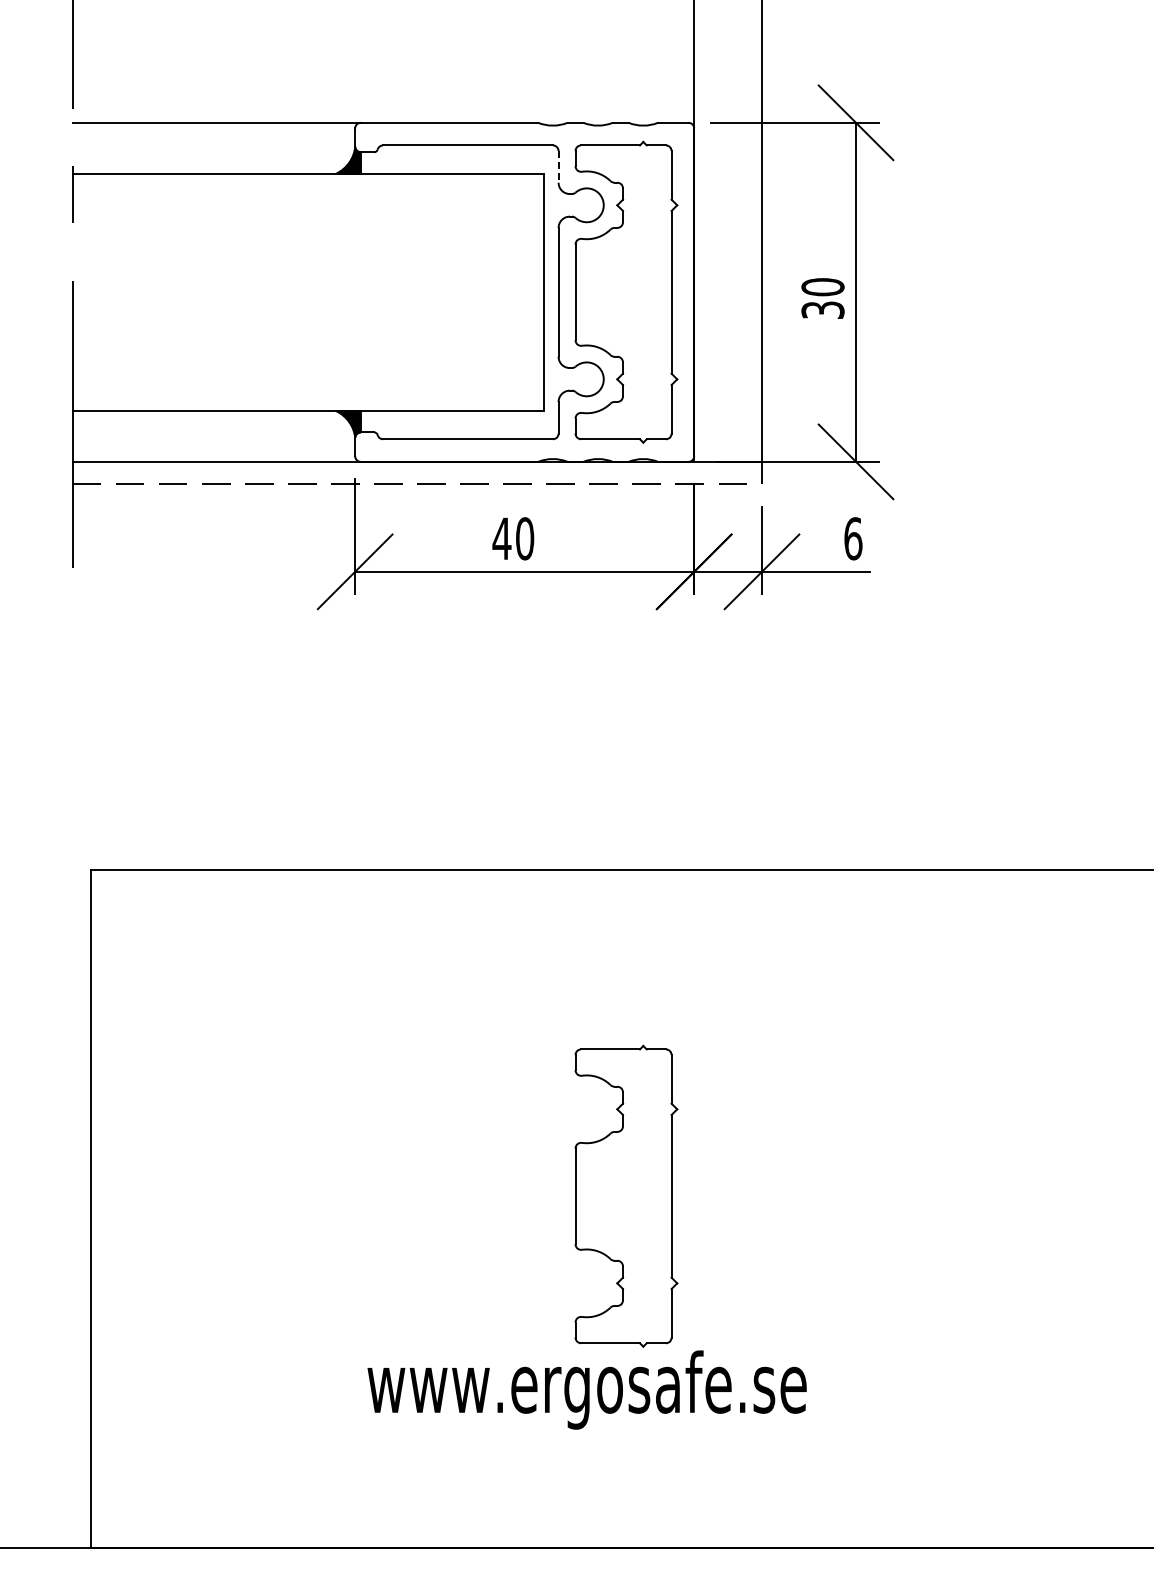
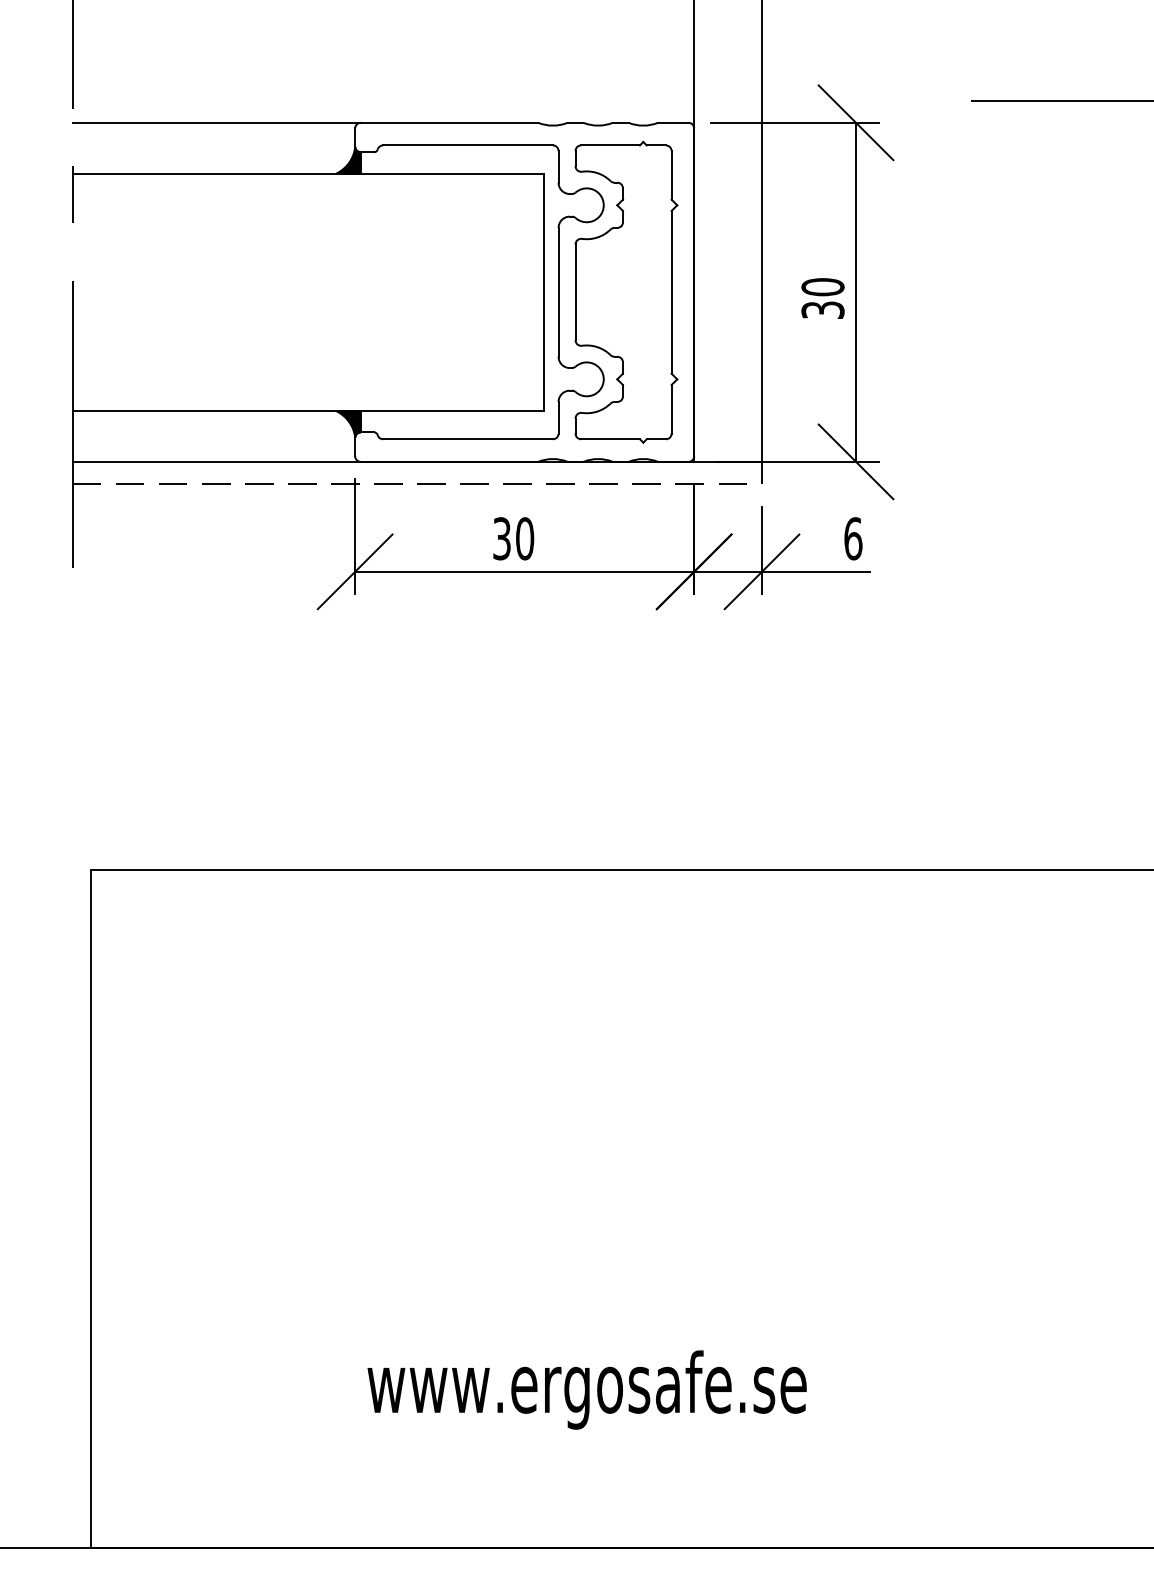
line: none -> present (1060, 101)
line: dashed -> solid (558, 166)
text: 40 -> 30 (501, 538)
part: present -> none (626, 1195)
